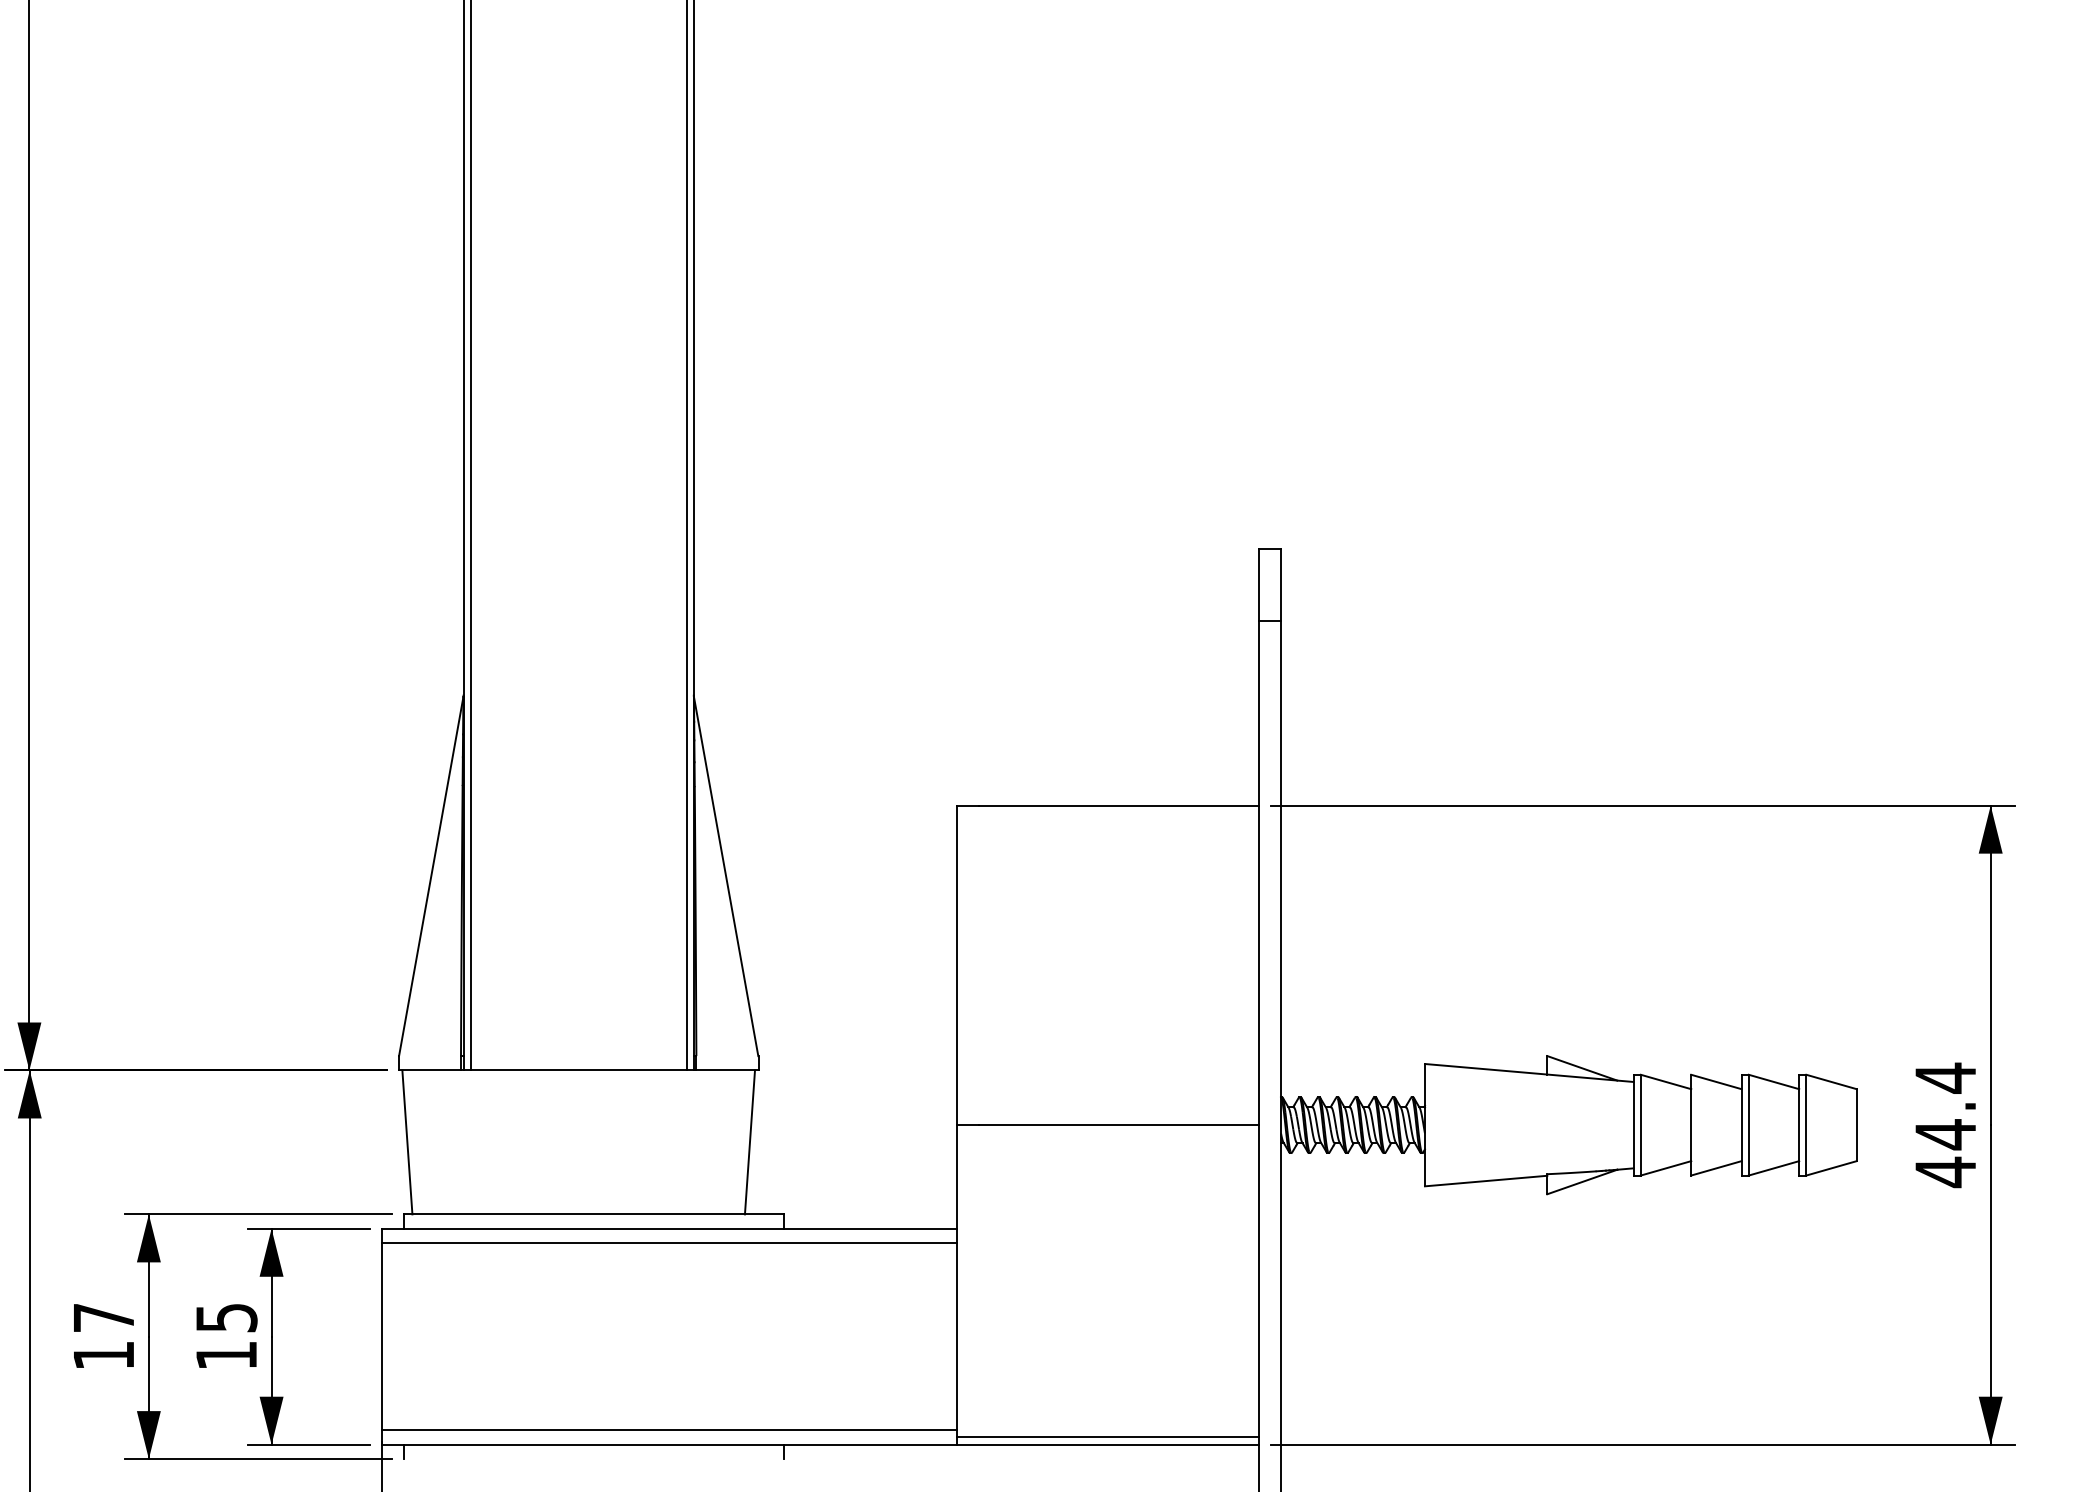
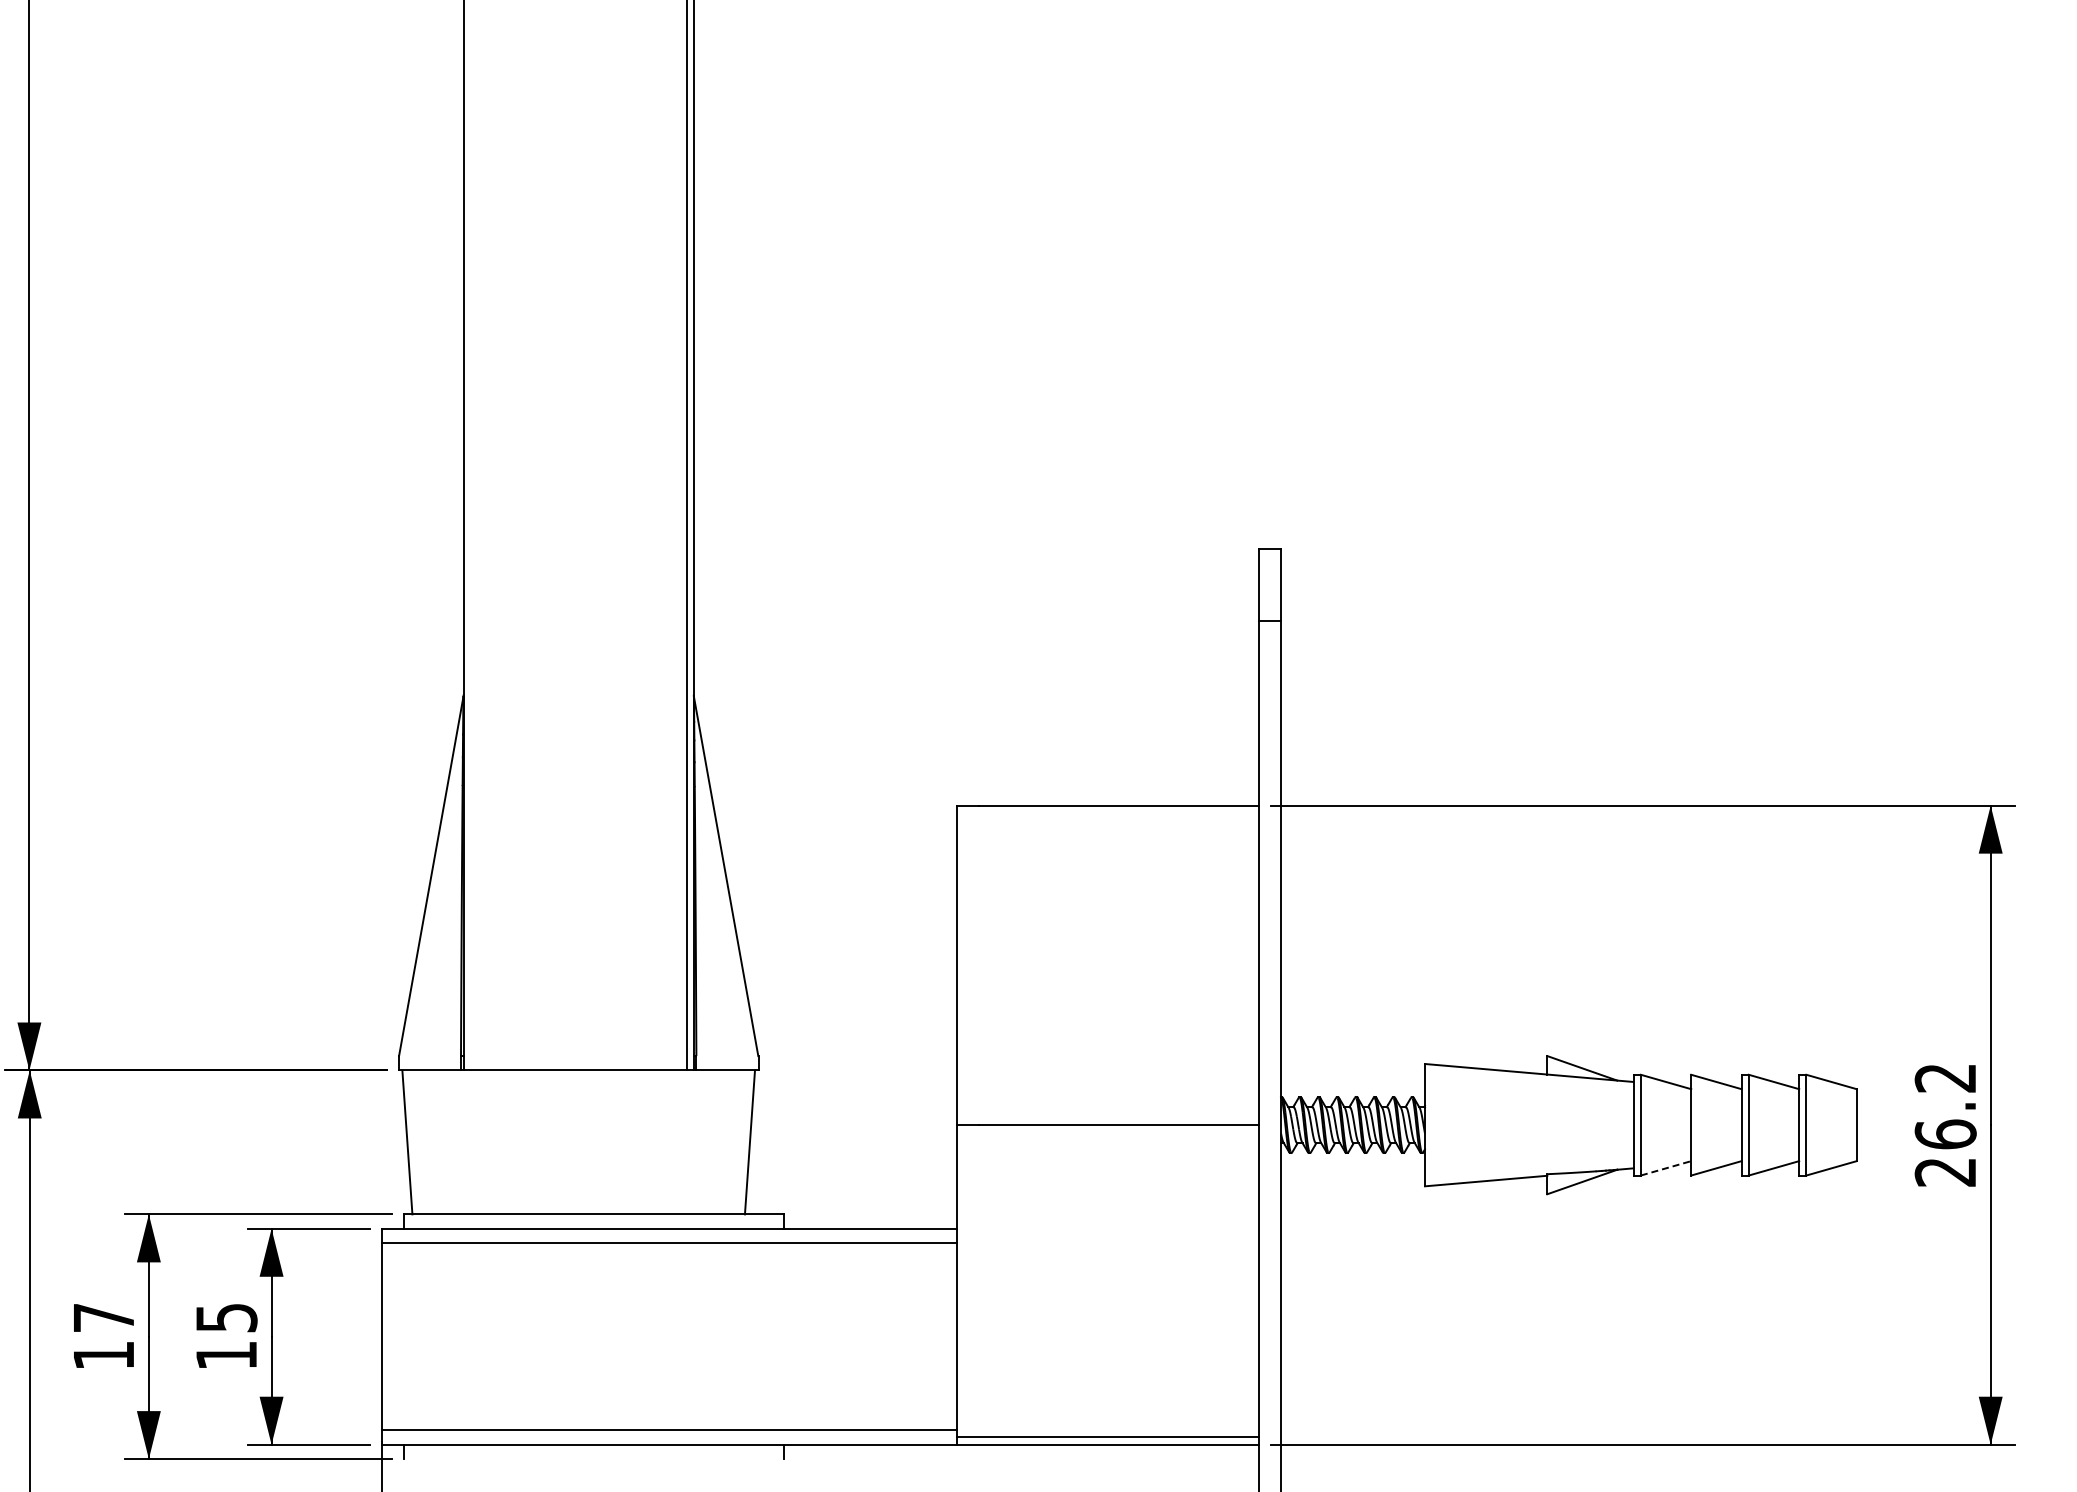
line: present -> none (470, 536)
text: 44.4 -> 26.2 (1945, 1125)
line: solid -> dashed (1666, 1168)
